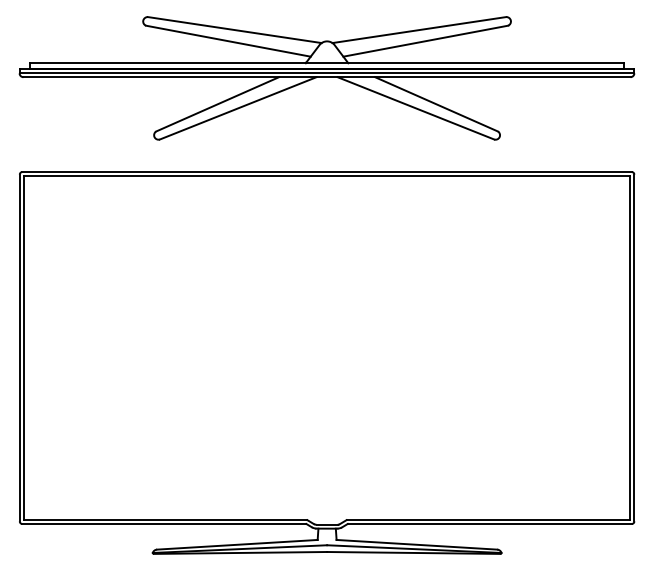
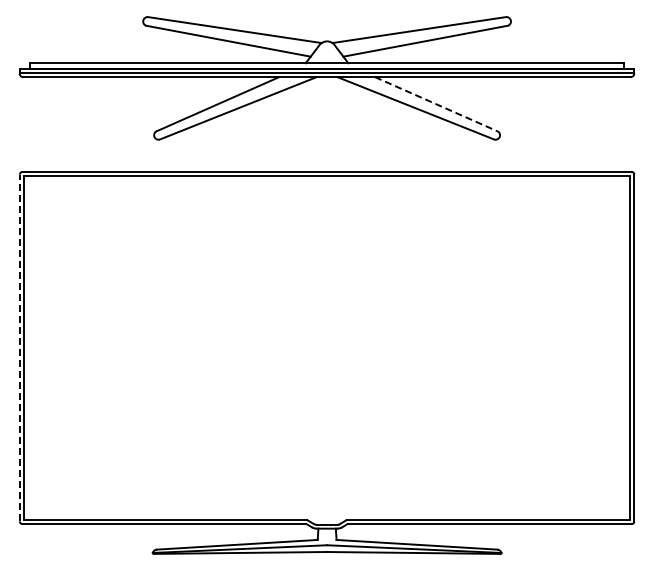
line: solid -> dashed (437, 104)
line: solid -> dashed (19, 347)
